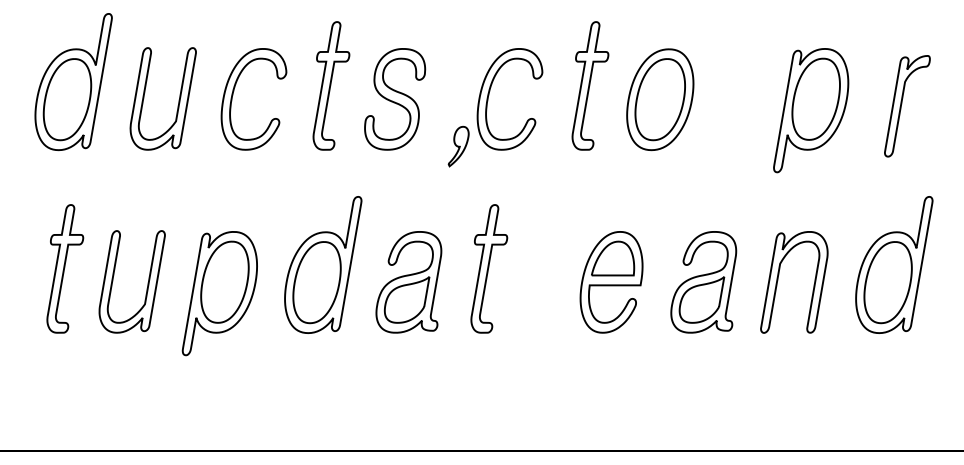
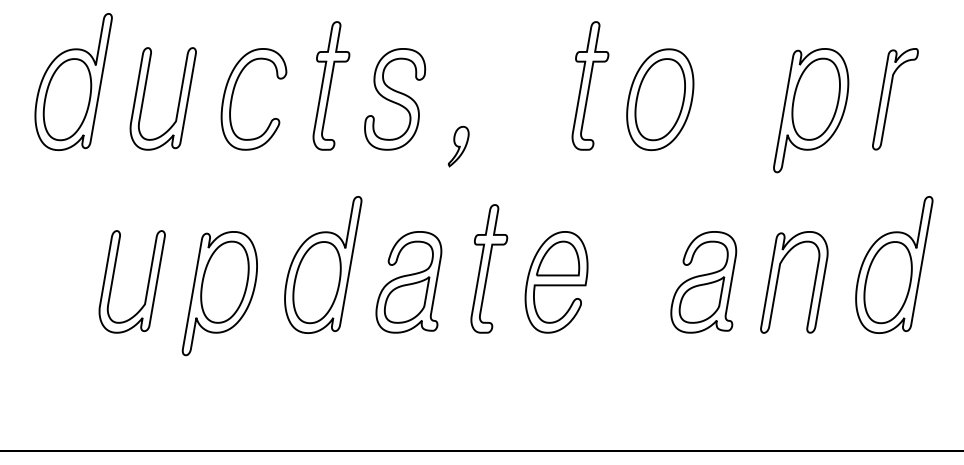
part: present -> none (489, 95)
part position: (907, 106) -> (895, 99) (895, 99)
part: present -> none (65, 268)
part position: (611, 282) -> (556, 282) (556, 282)
